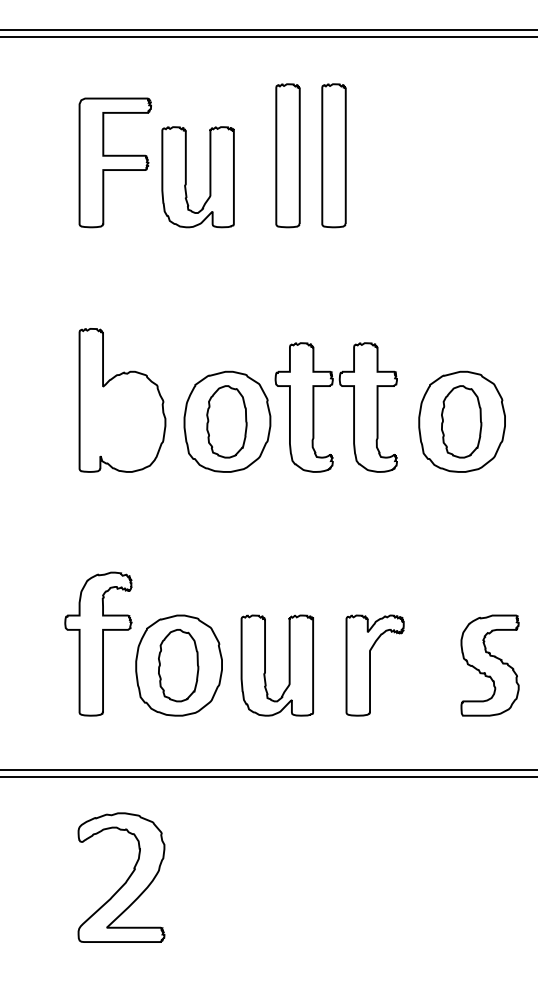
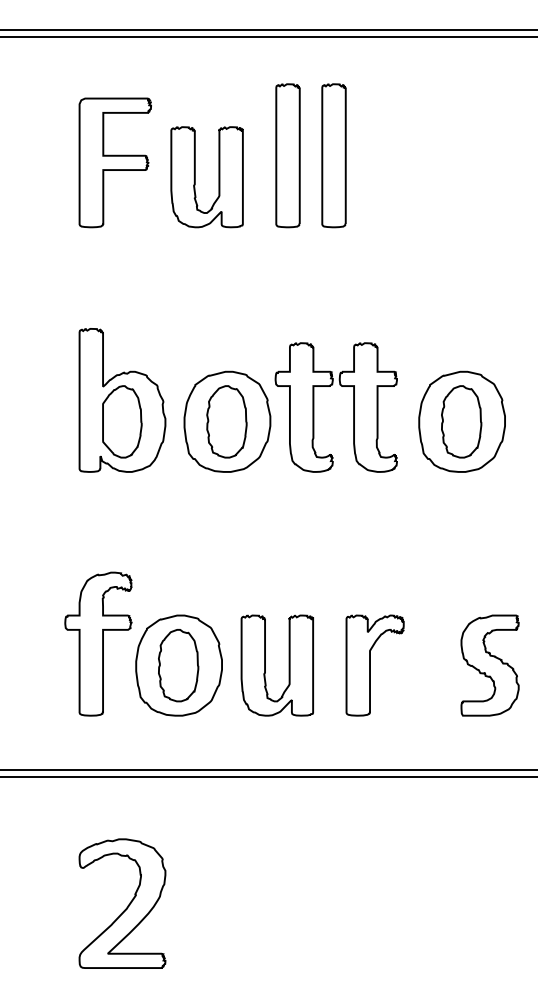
part position: (186, 177) -> (195, 177) (195, 177)
part: none -> present (122, 421)
part position: (121, 877) -> (122, 903) (122, 903)
